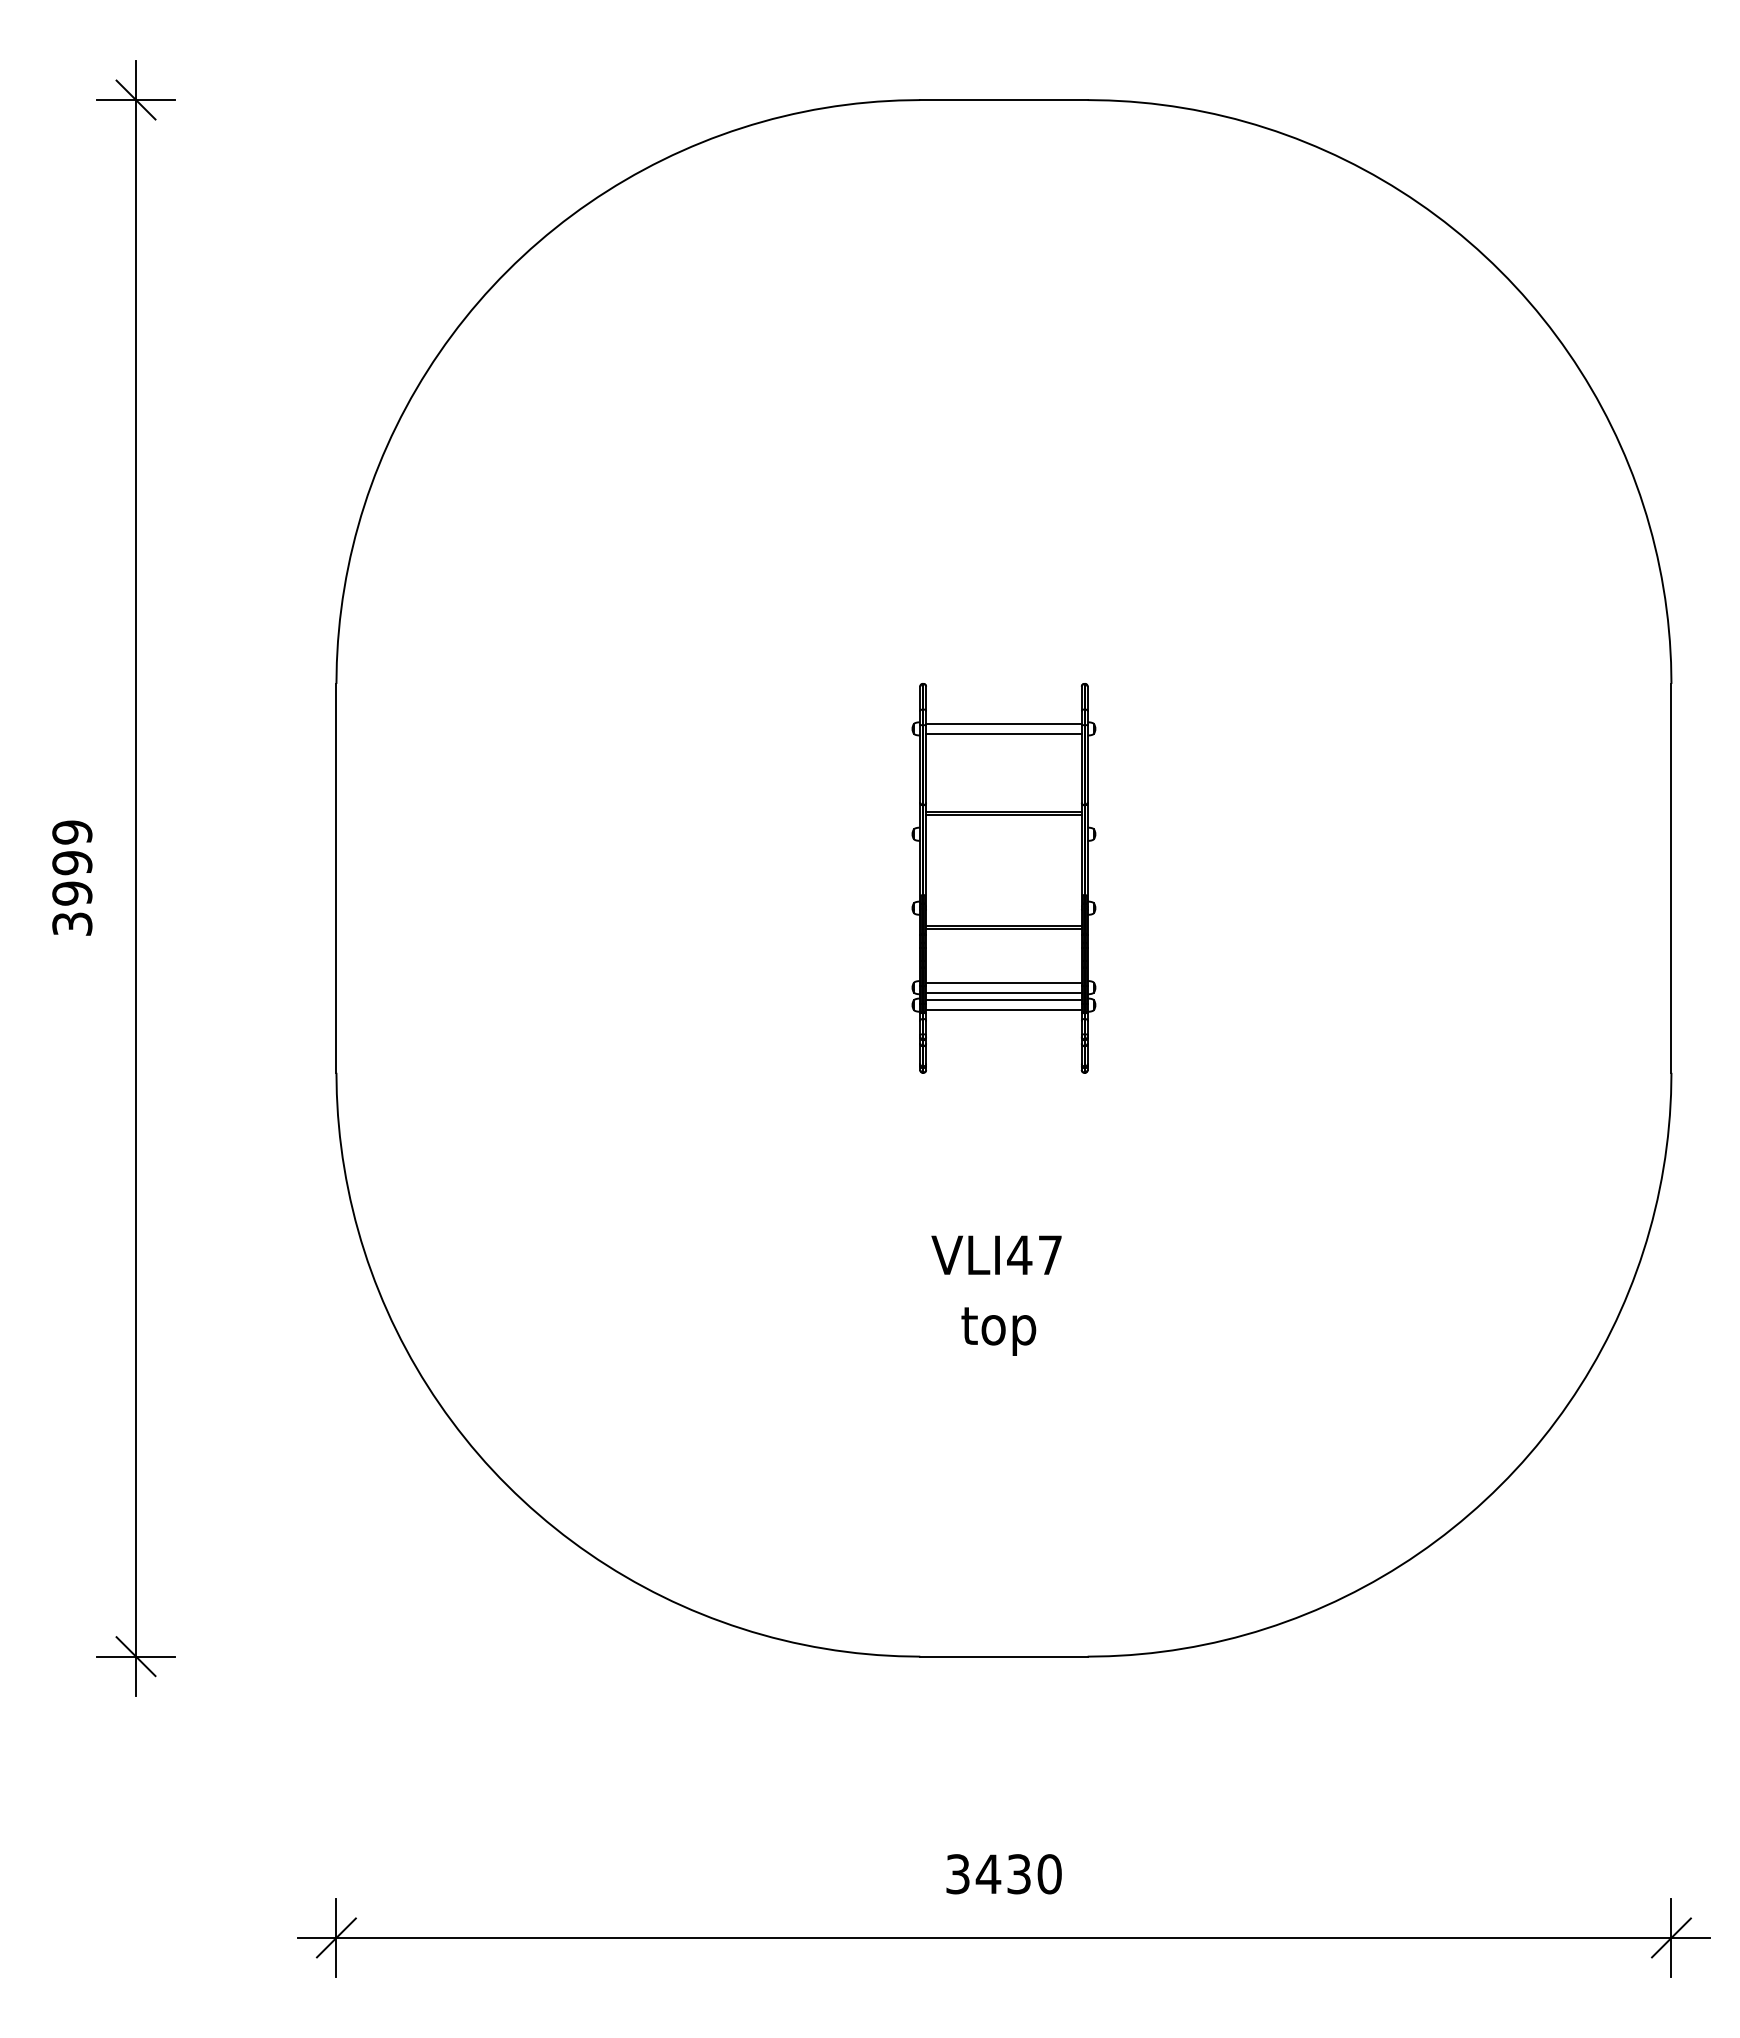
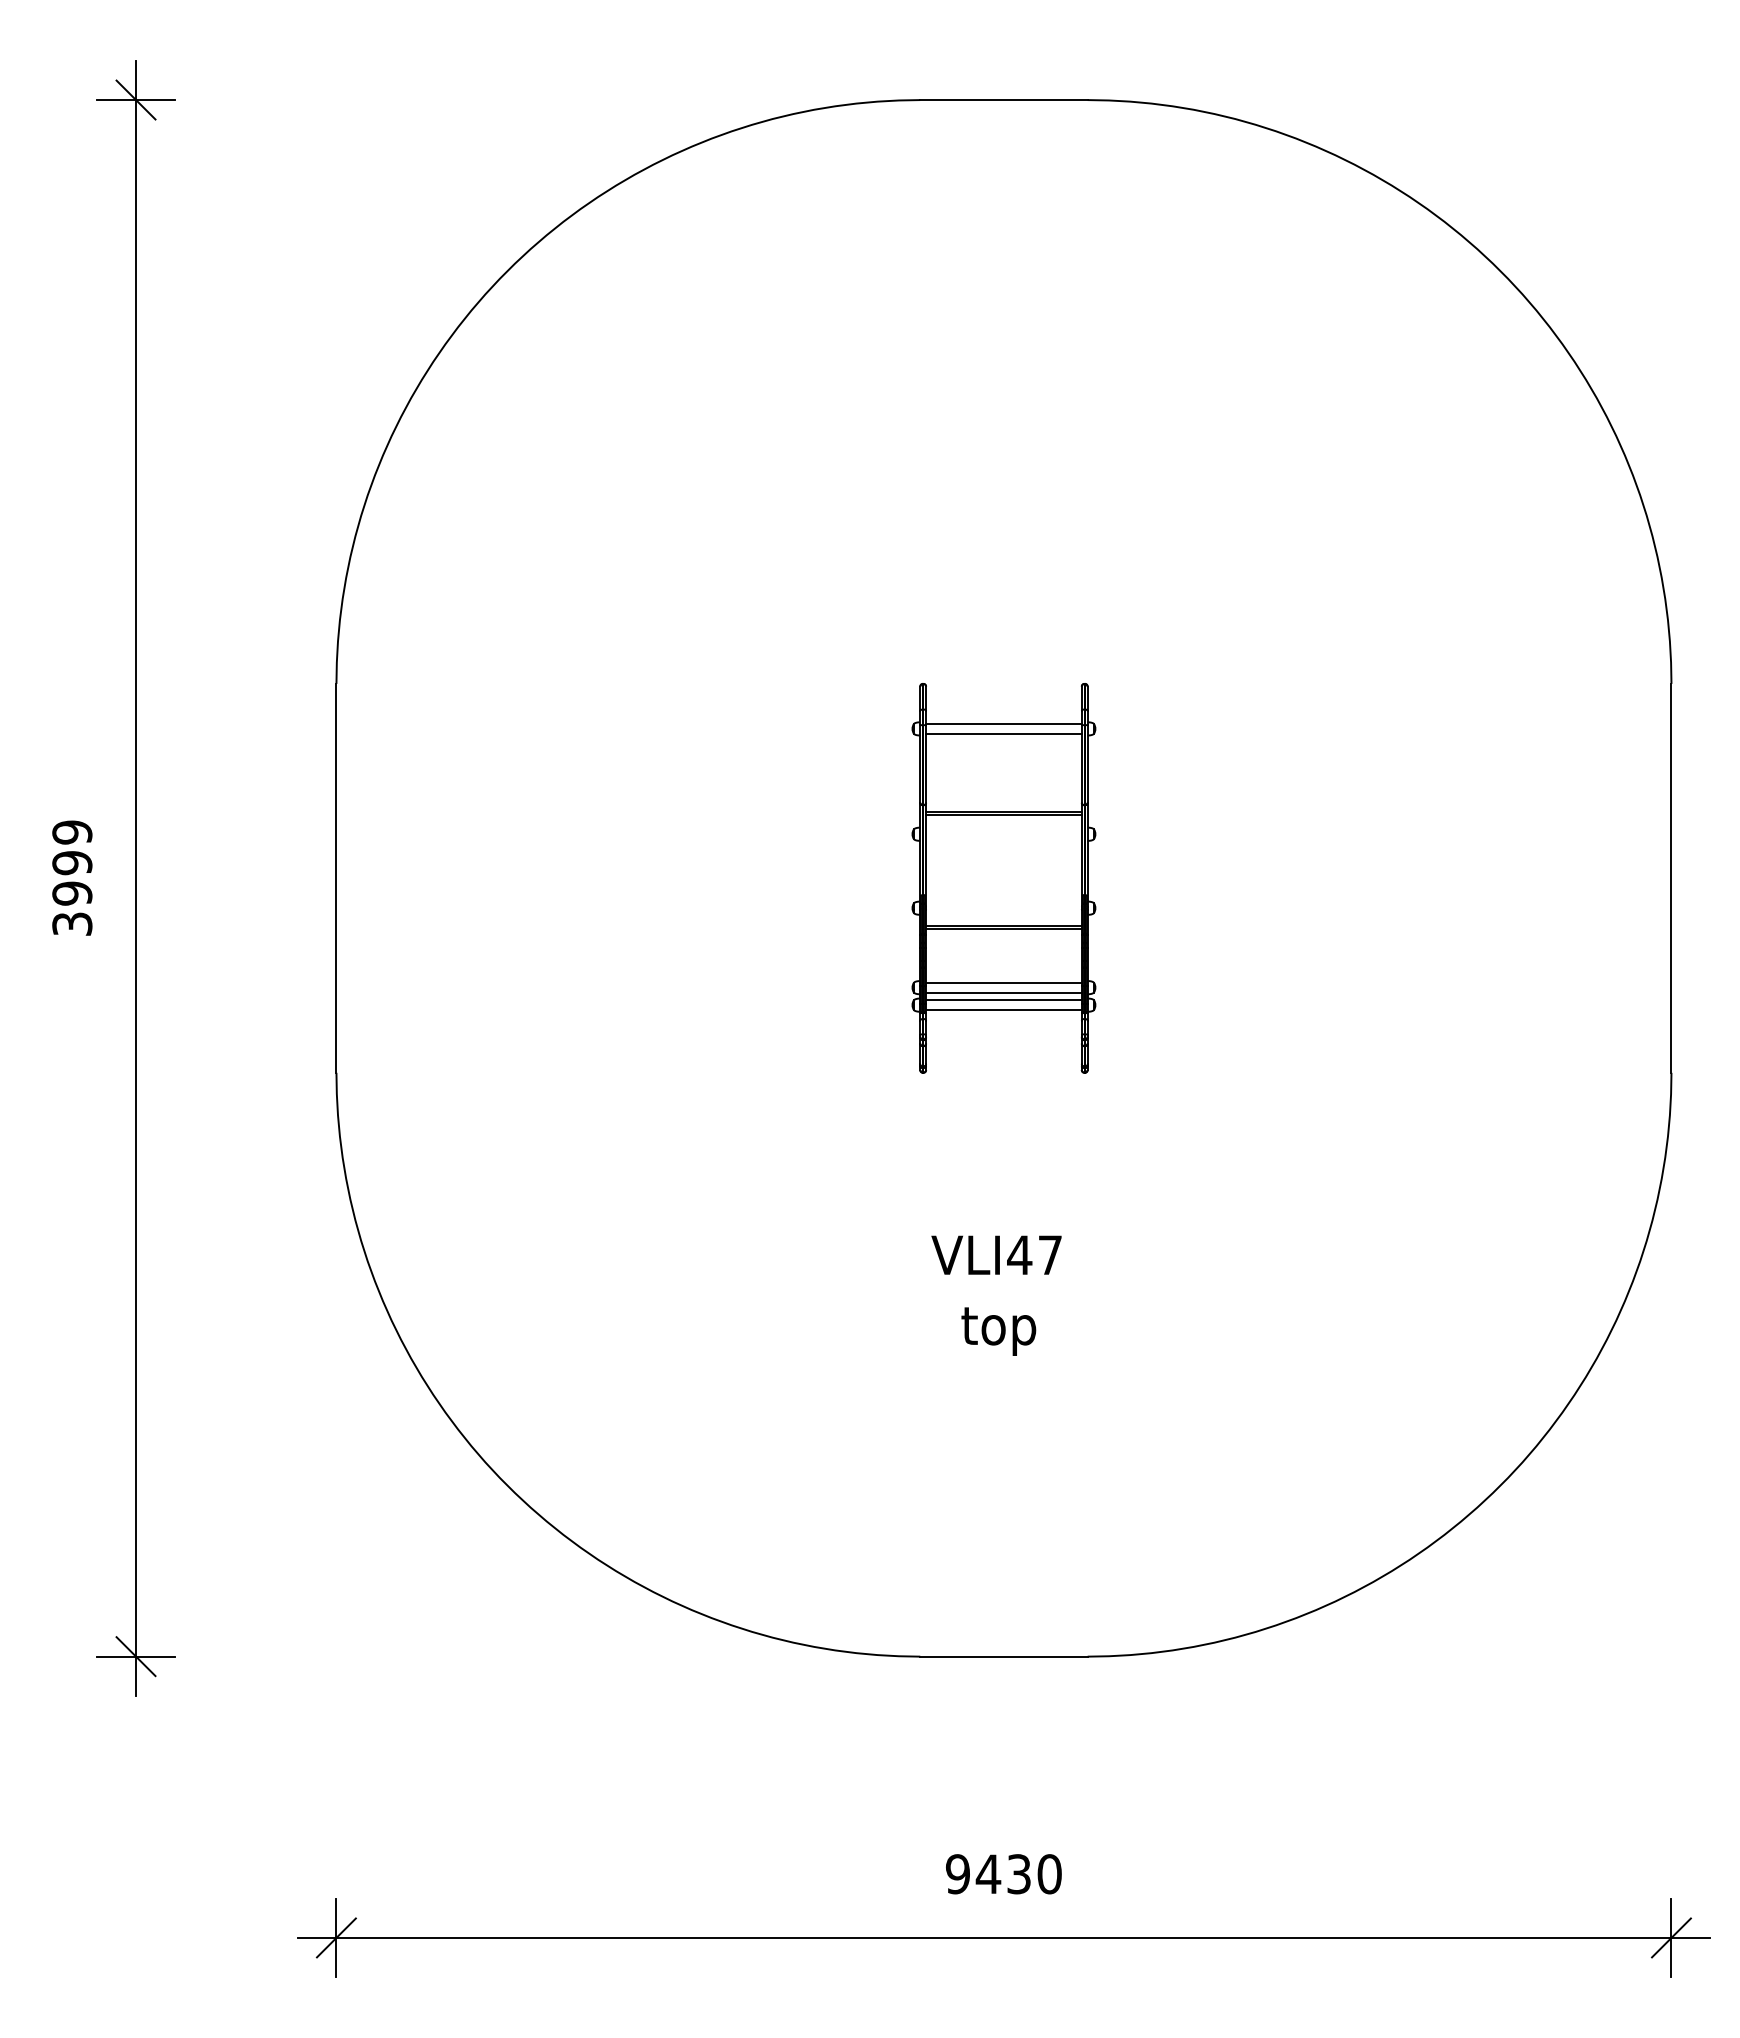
text: 3430 -> 9430 (957, 1874)
